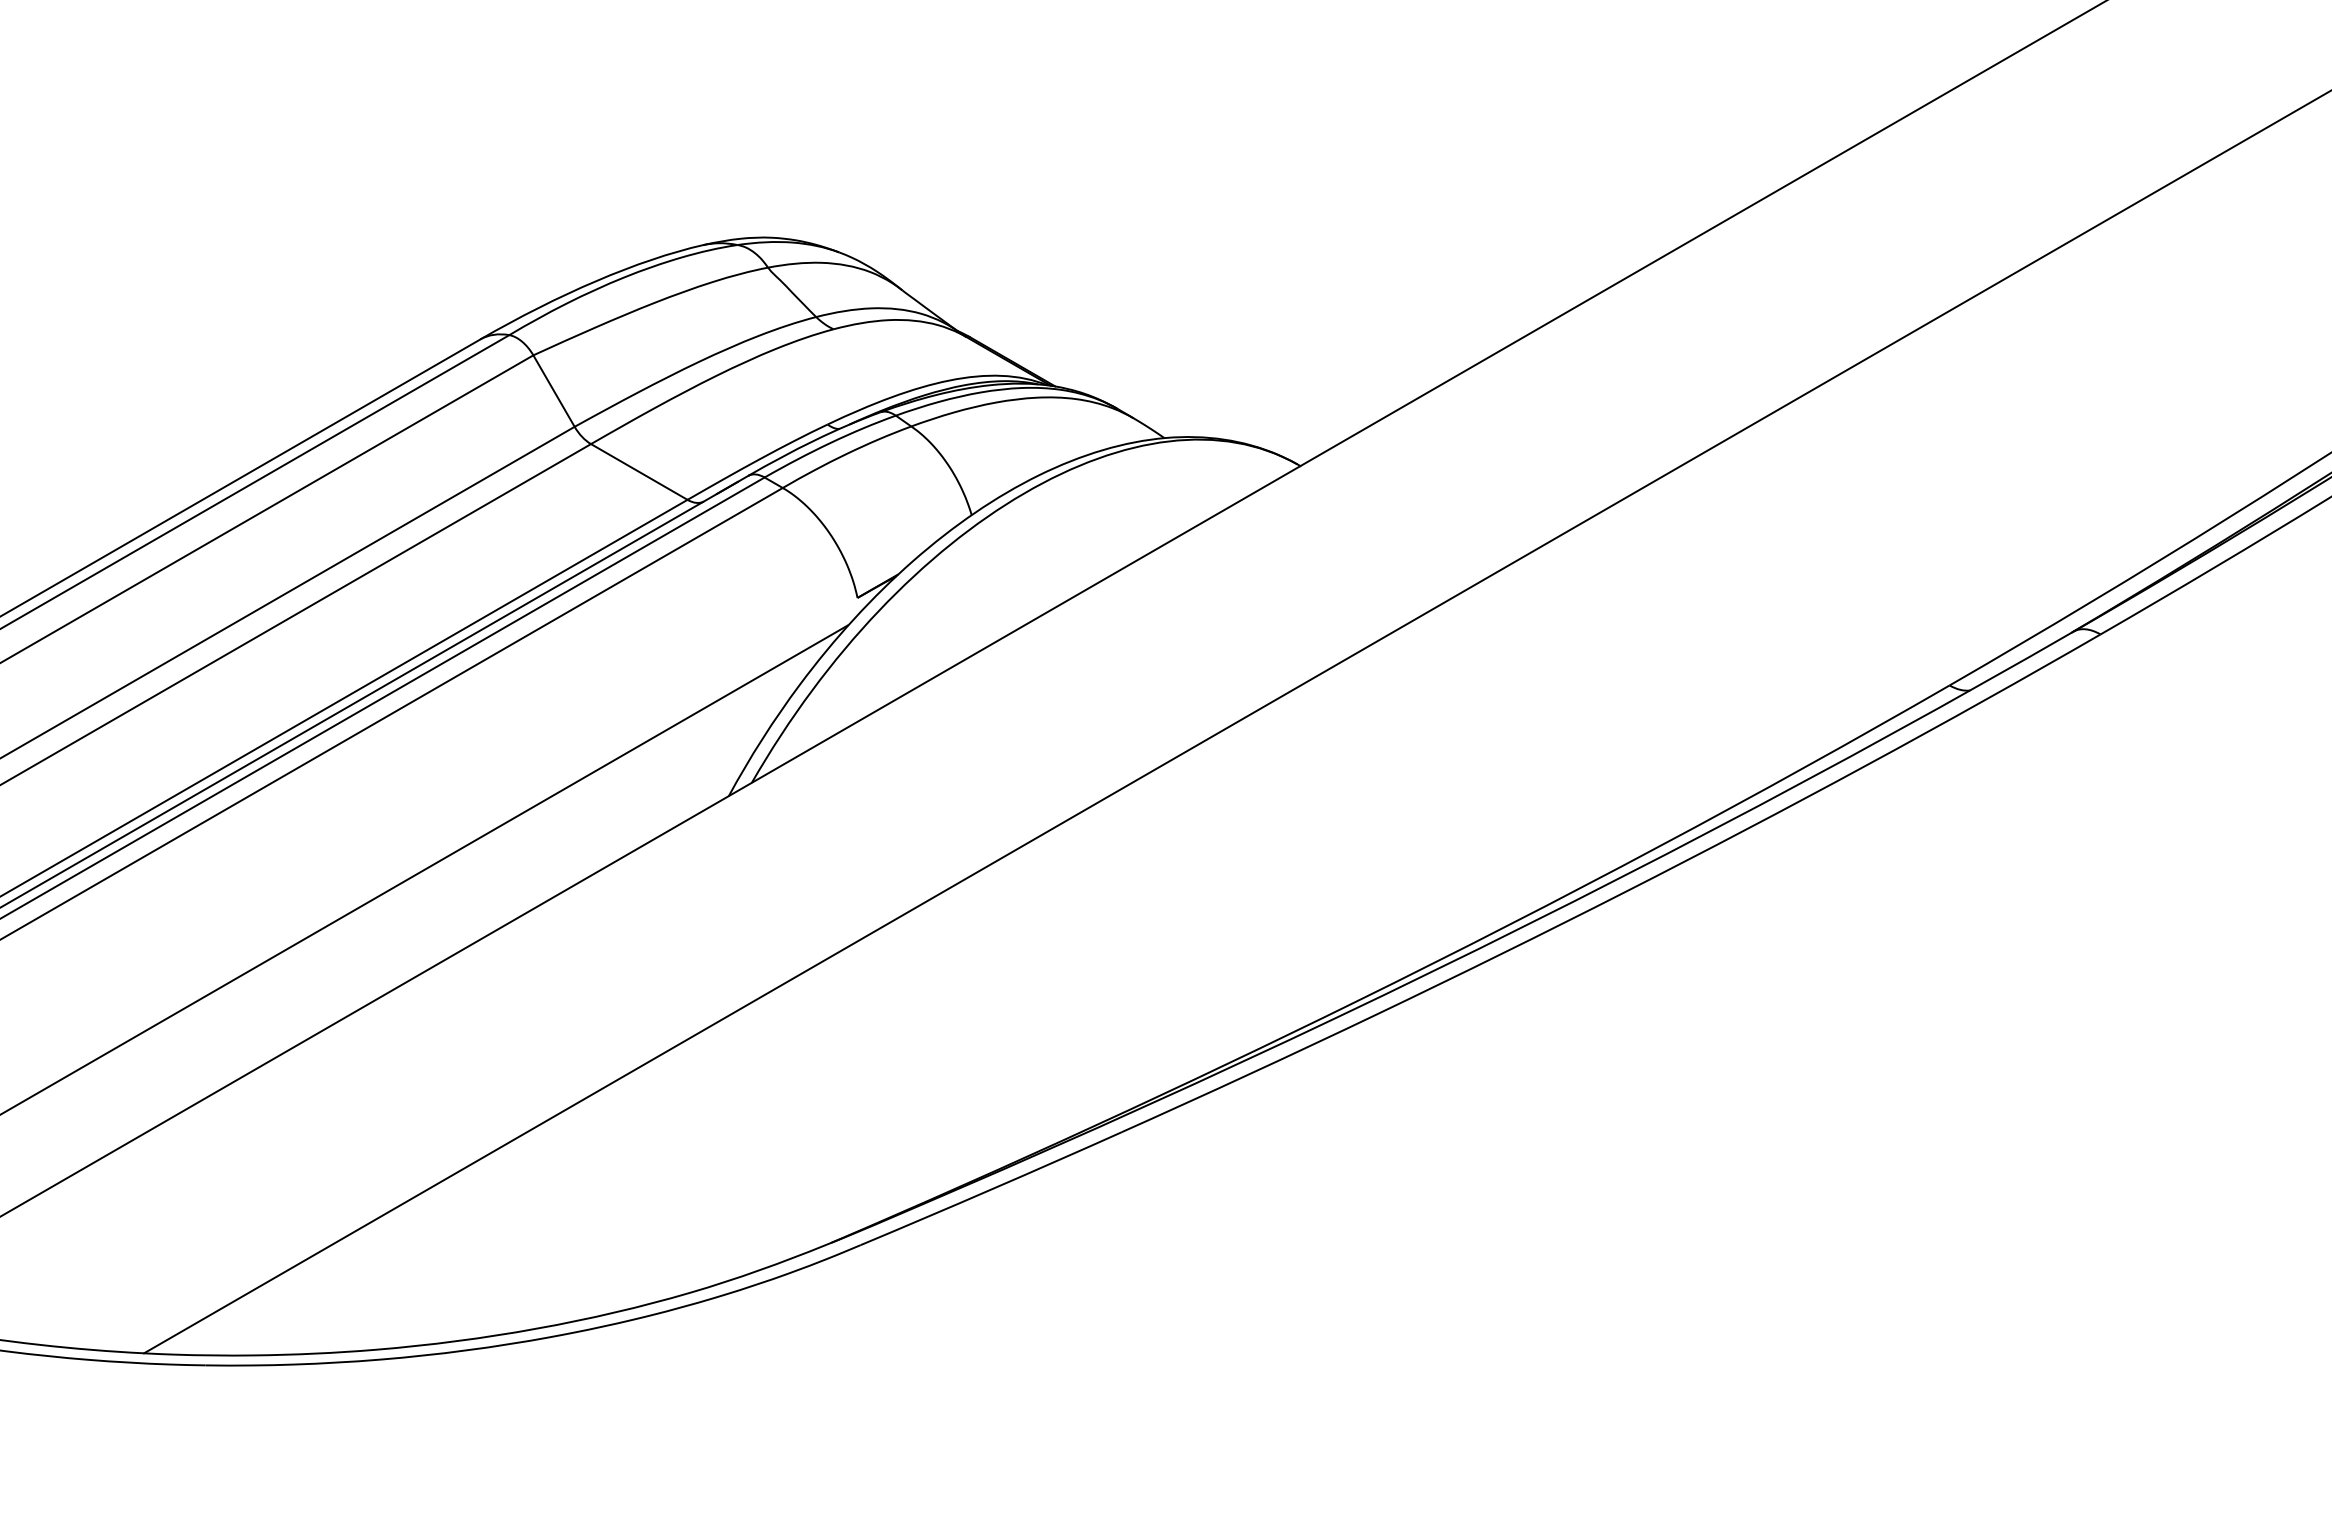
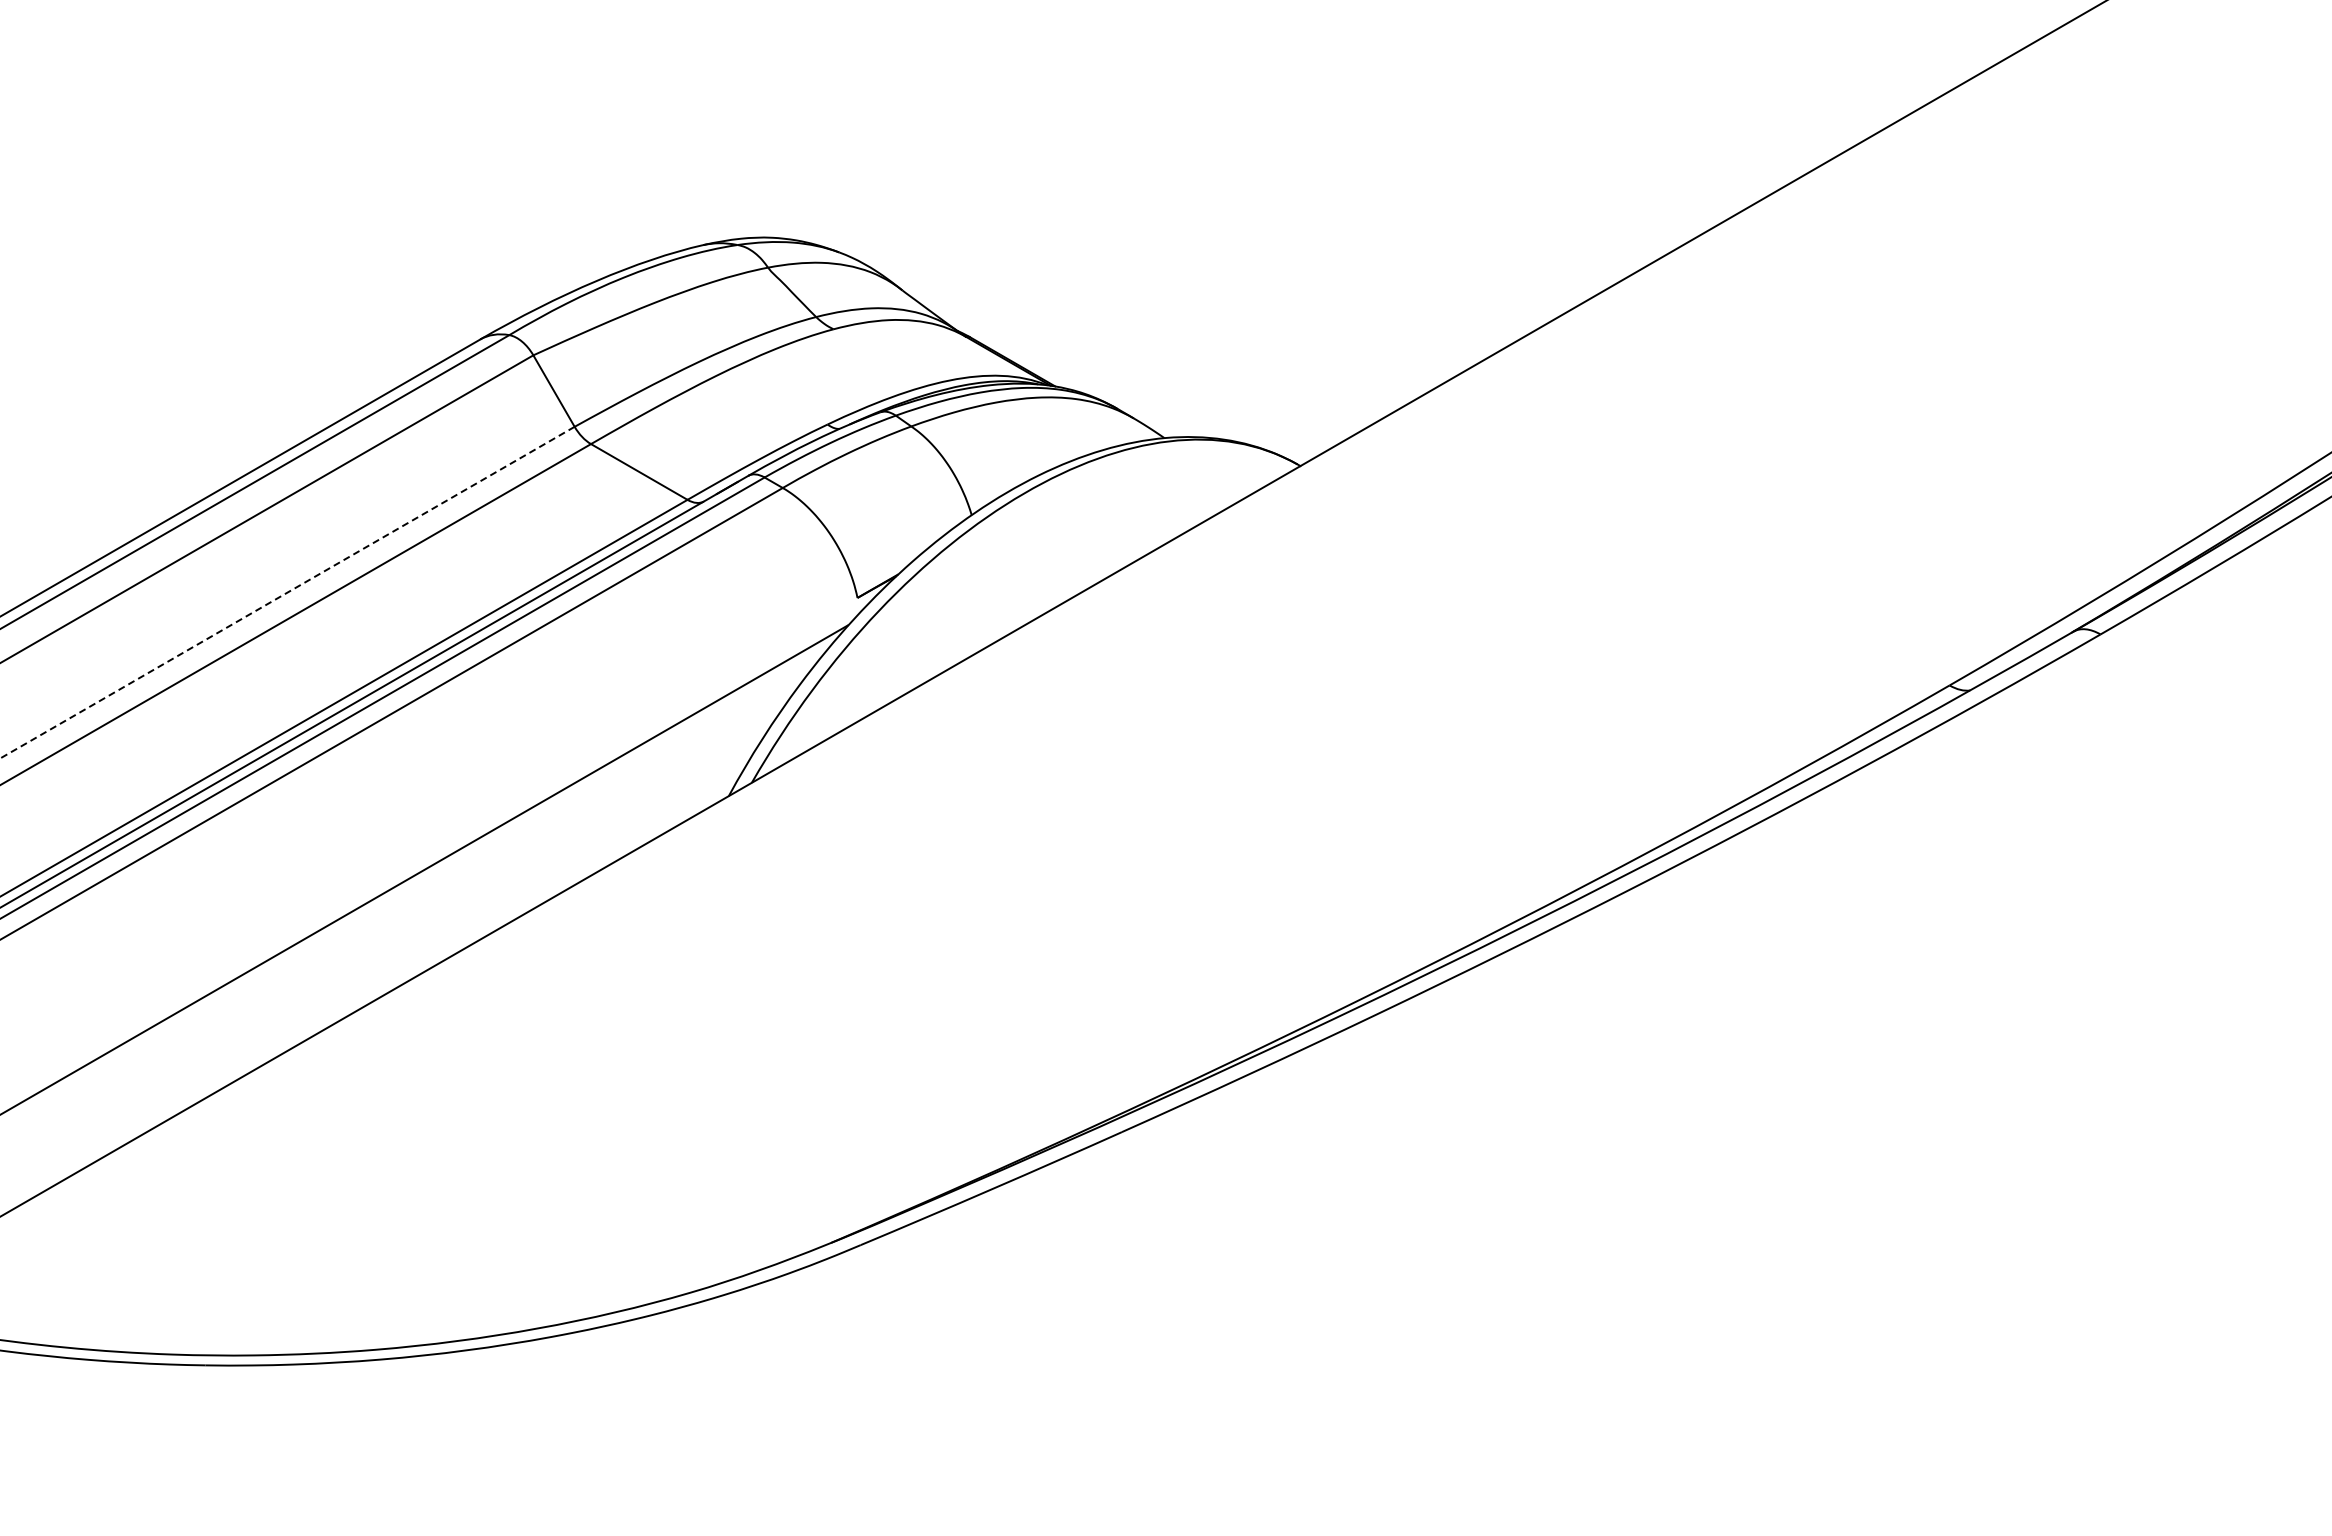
line: solid -> dashed (287, 592)
line: present -> none (1236, 722)
